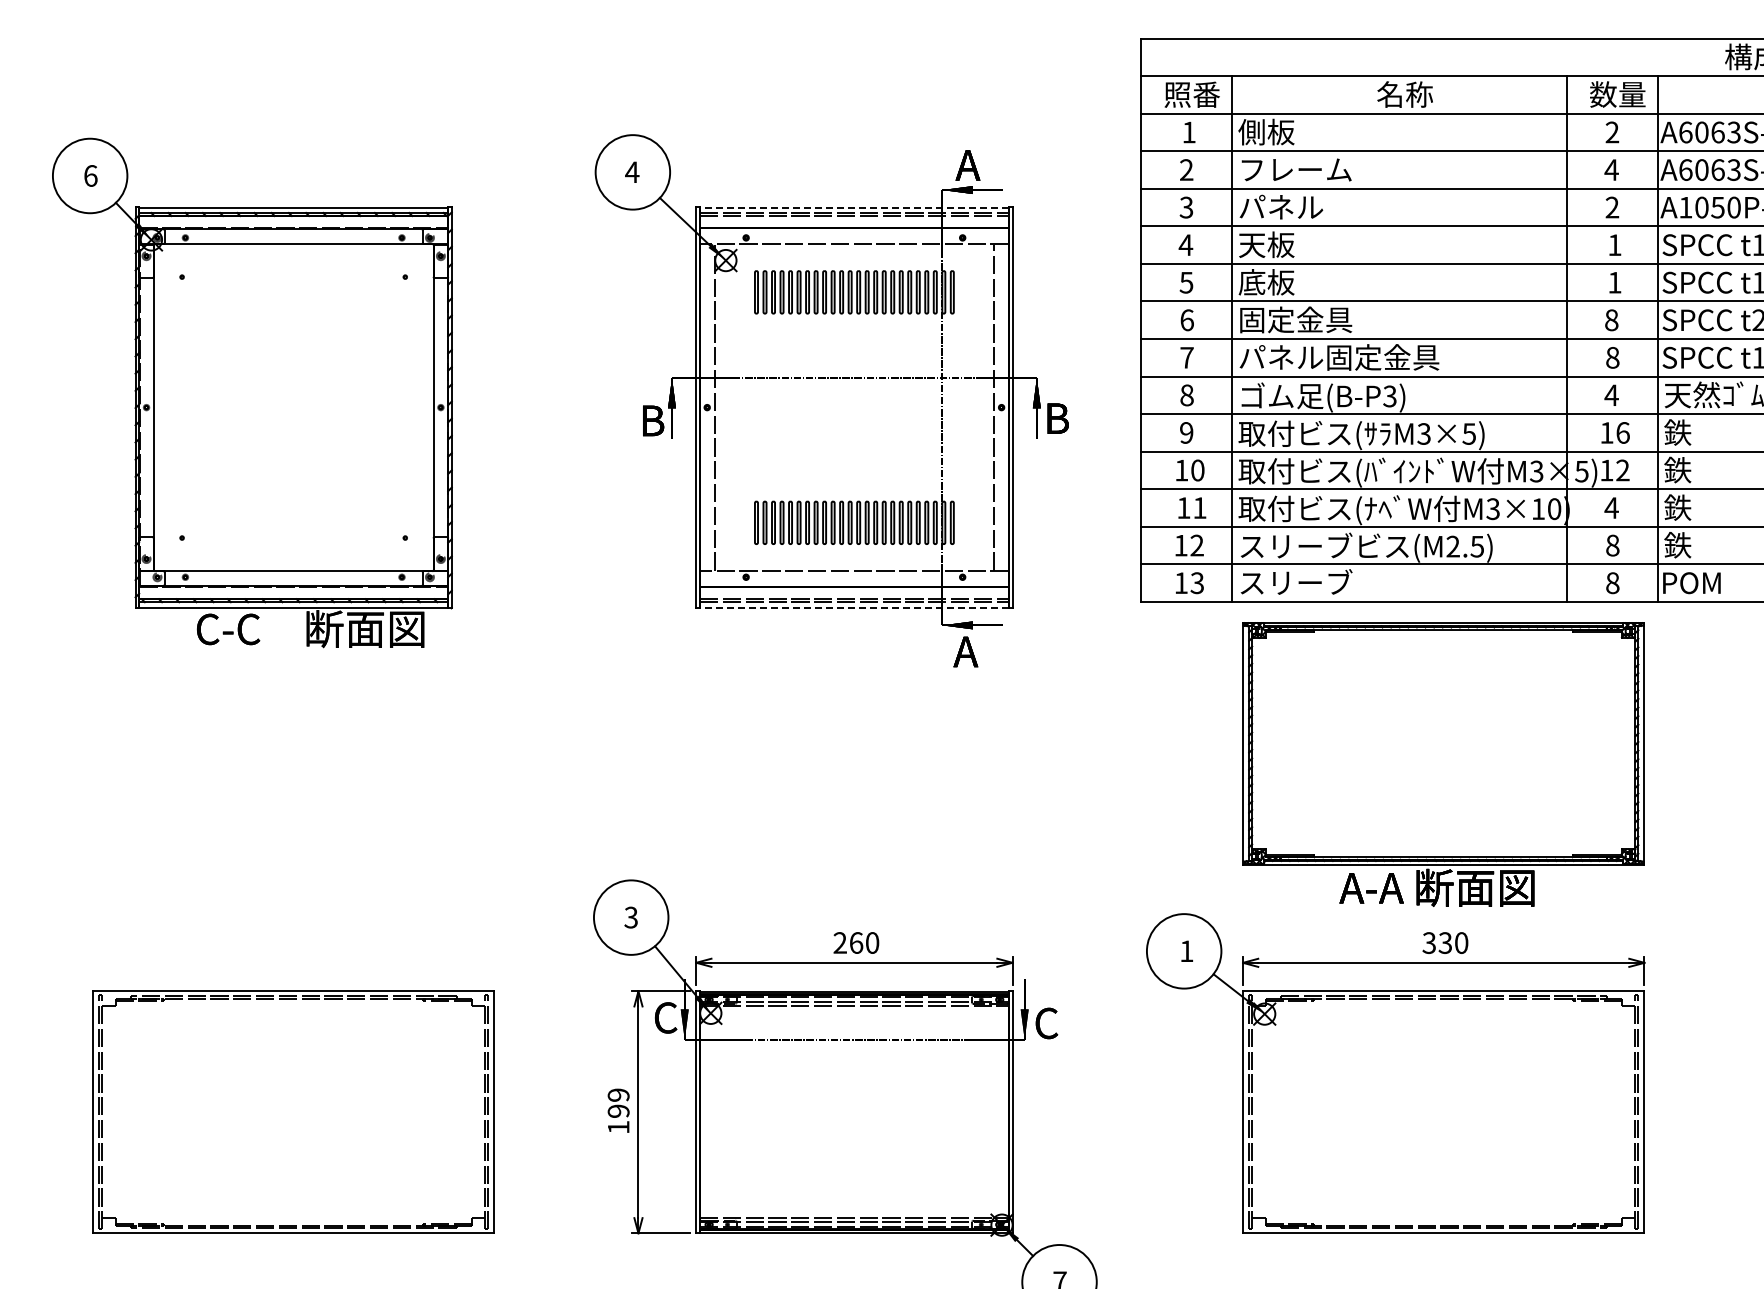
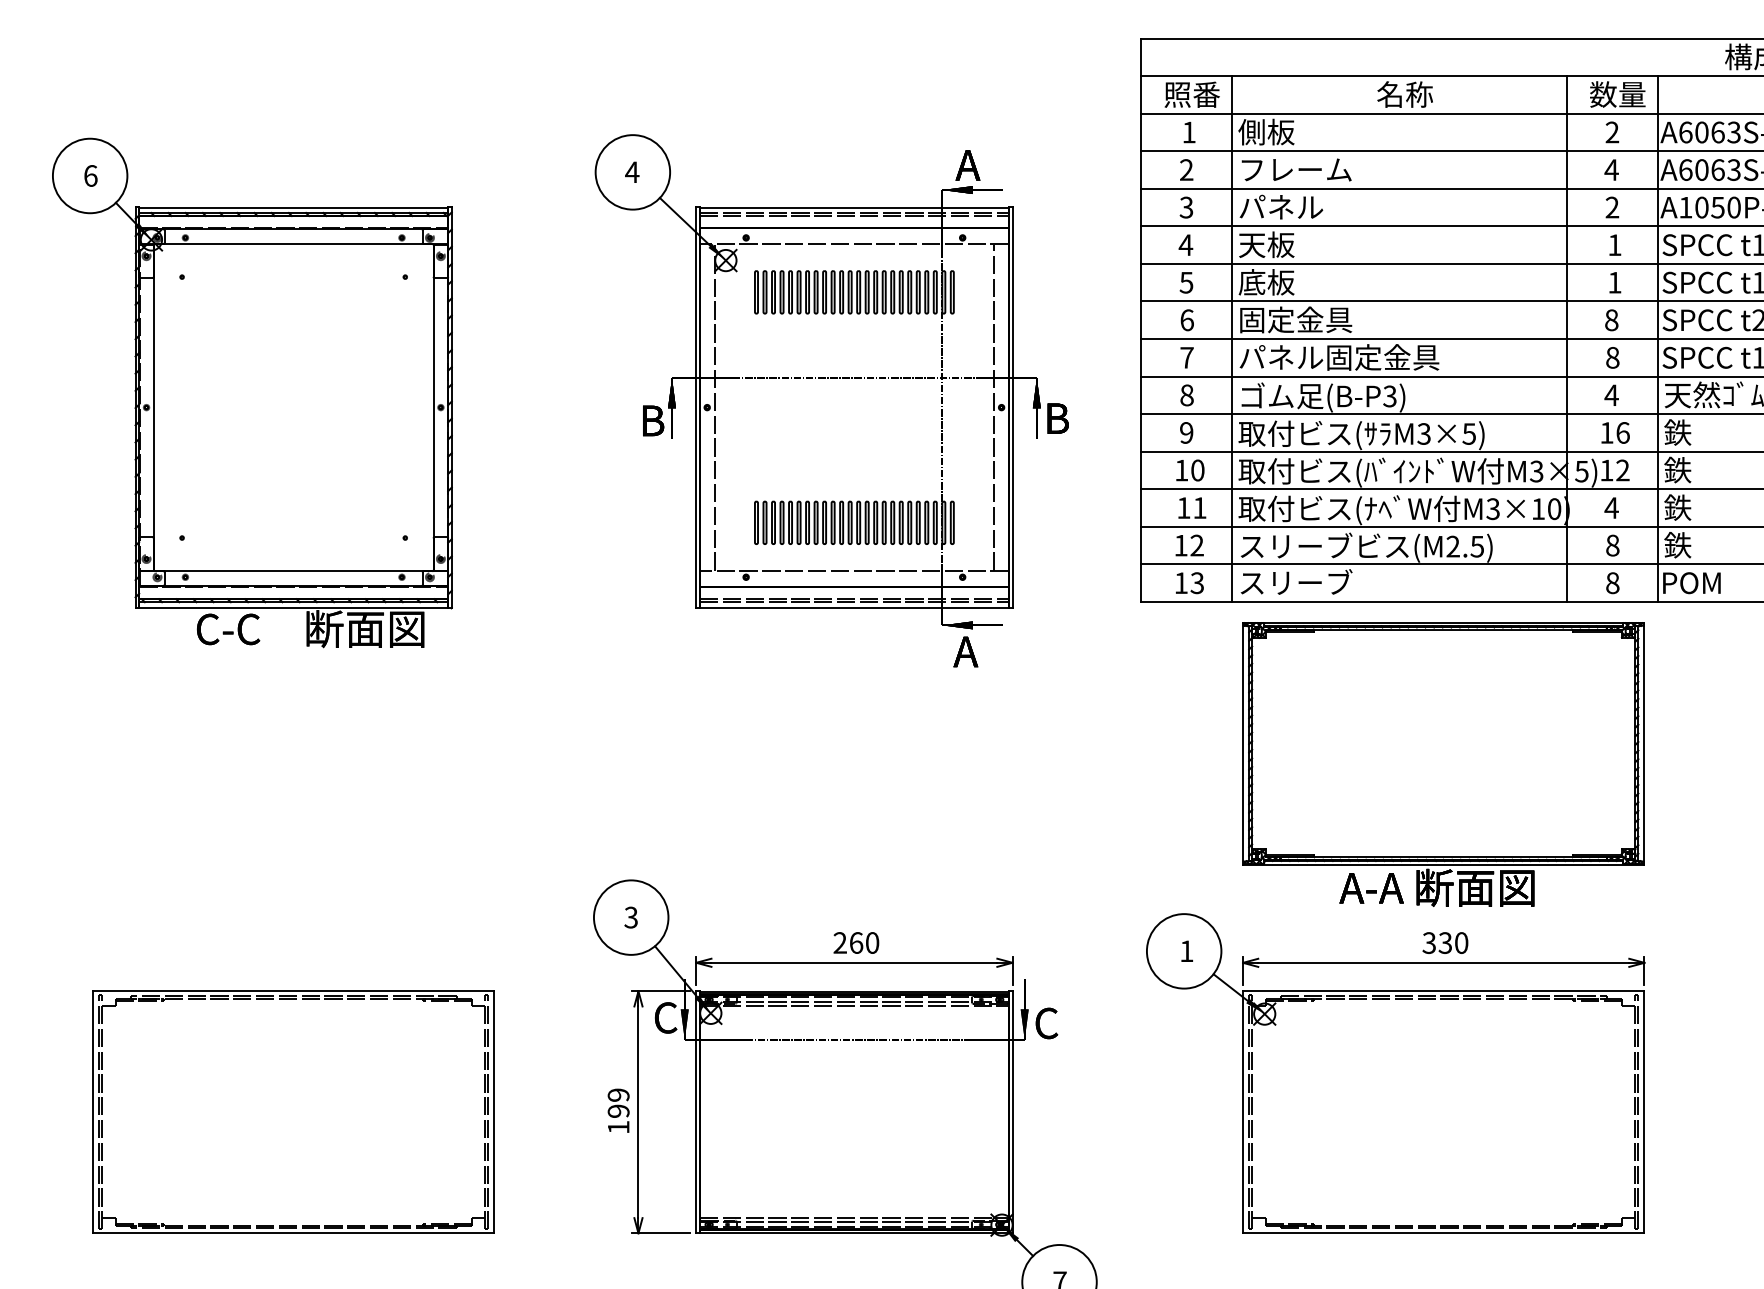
line: dashed -> solid (853, 207)
line: dashed -> solid (853, 607)
